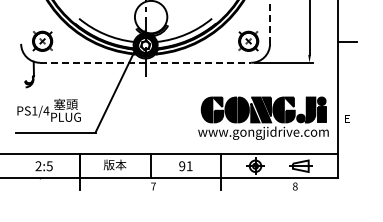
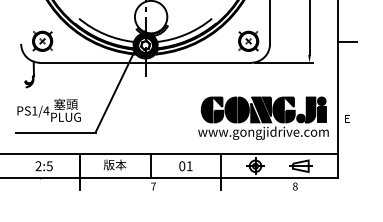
line: dashed -> solid (270, 21)
line: dashed -> solid (145, 62)
text: 91 -> 01 (182, 166)
